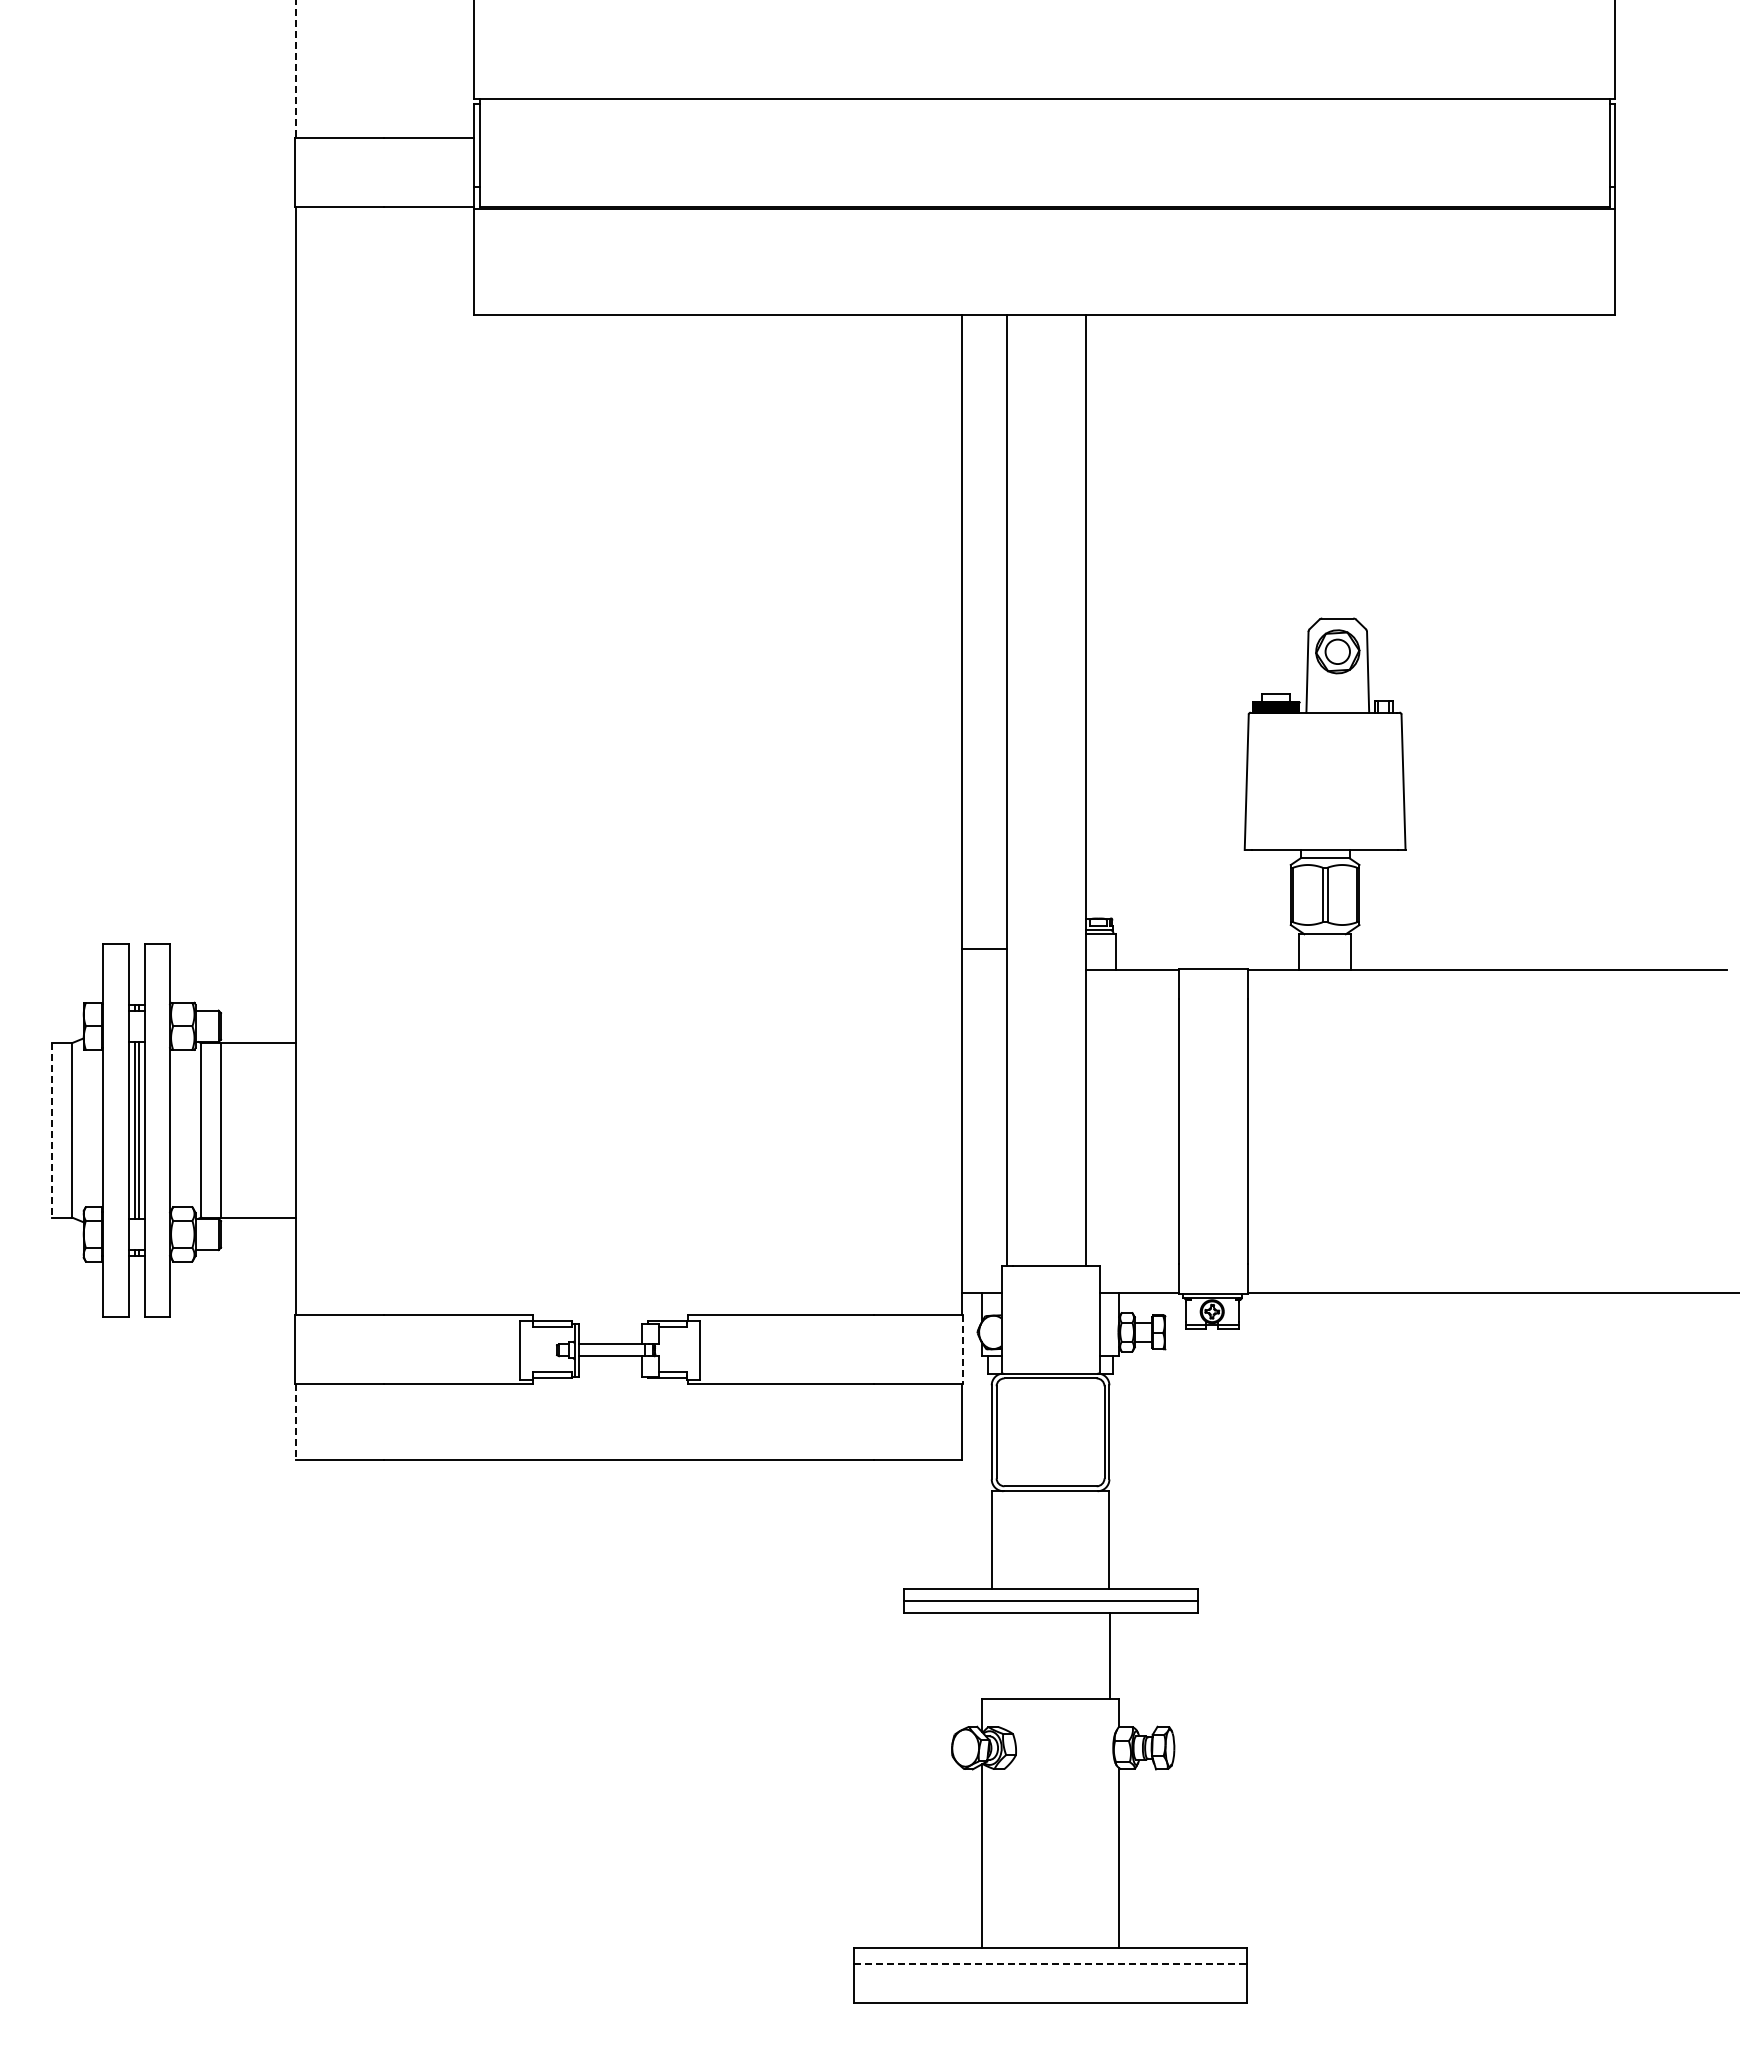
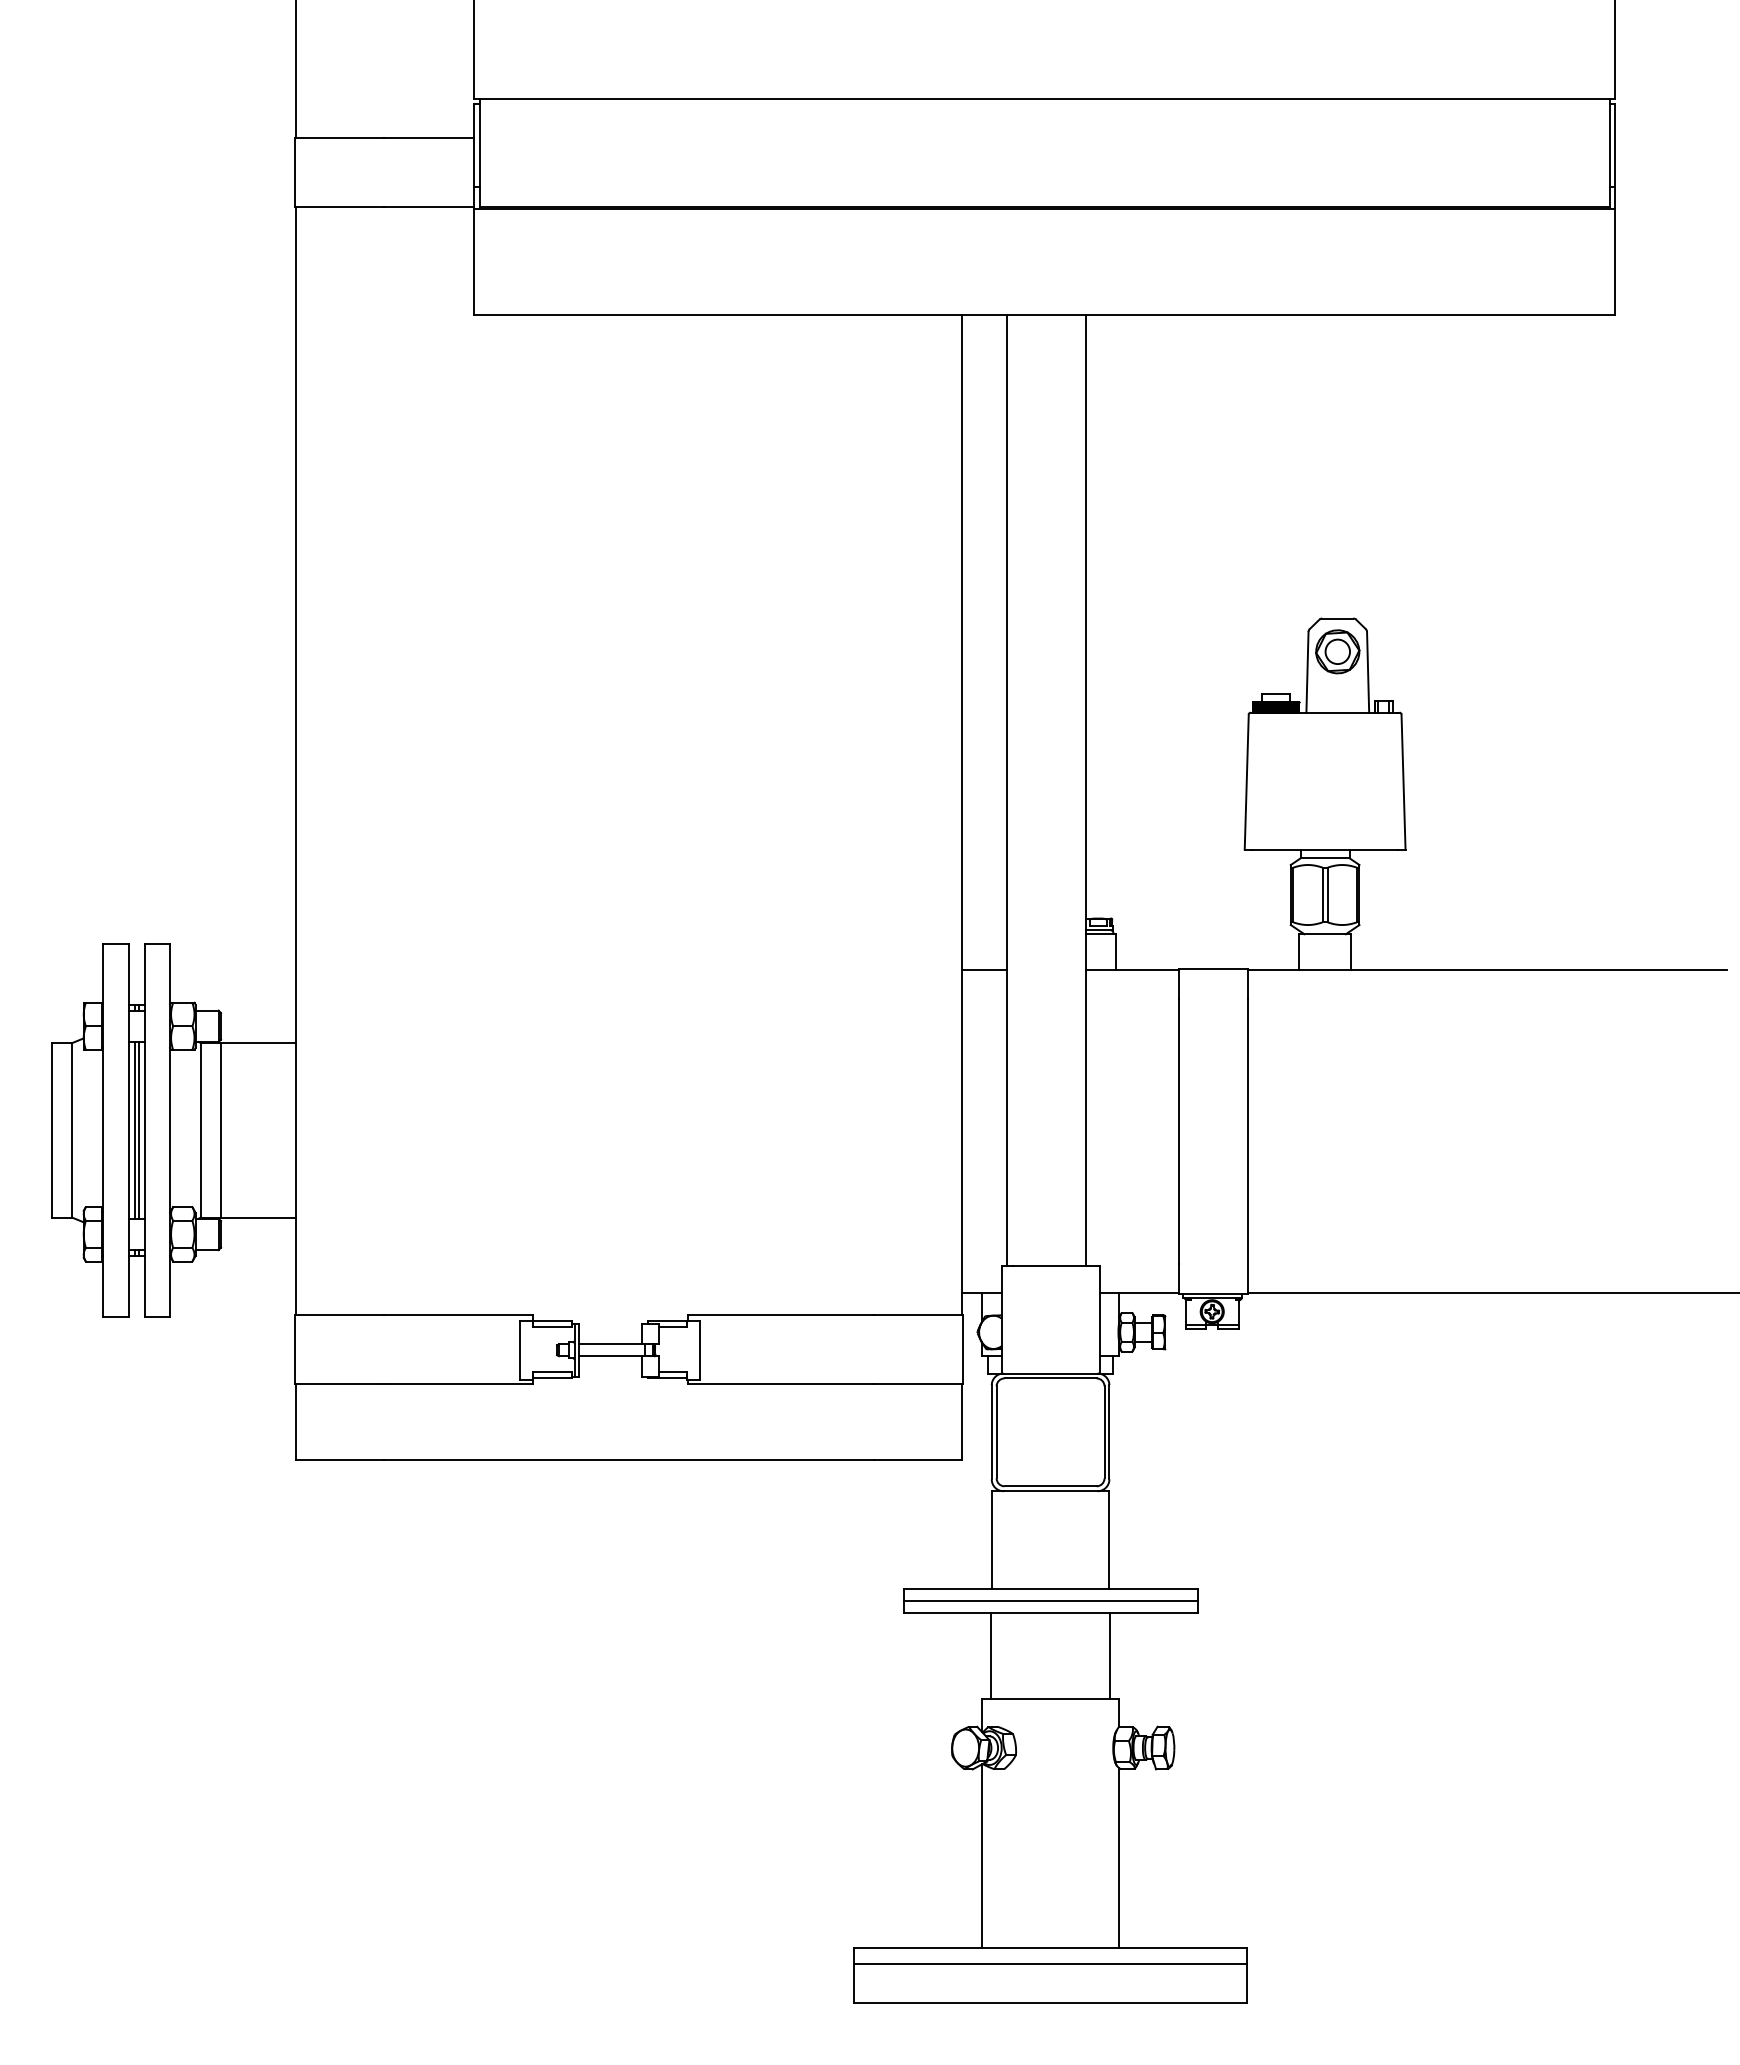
line: dashed -> solid (295, 69)
line position: (984, 948) -> (984, 969) (984, 969)
line: dashed -> solid (52, 1130)
line: dashed -> solid (963, 1349)
line: dashed -> solid (295, 1422)
line: none -> present (991, 1655)
line: dashed -> solid (1051, 1963)
